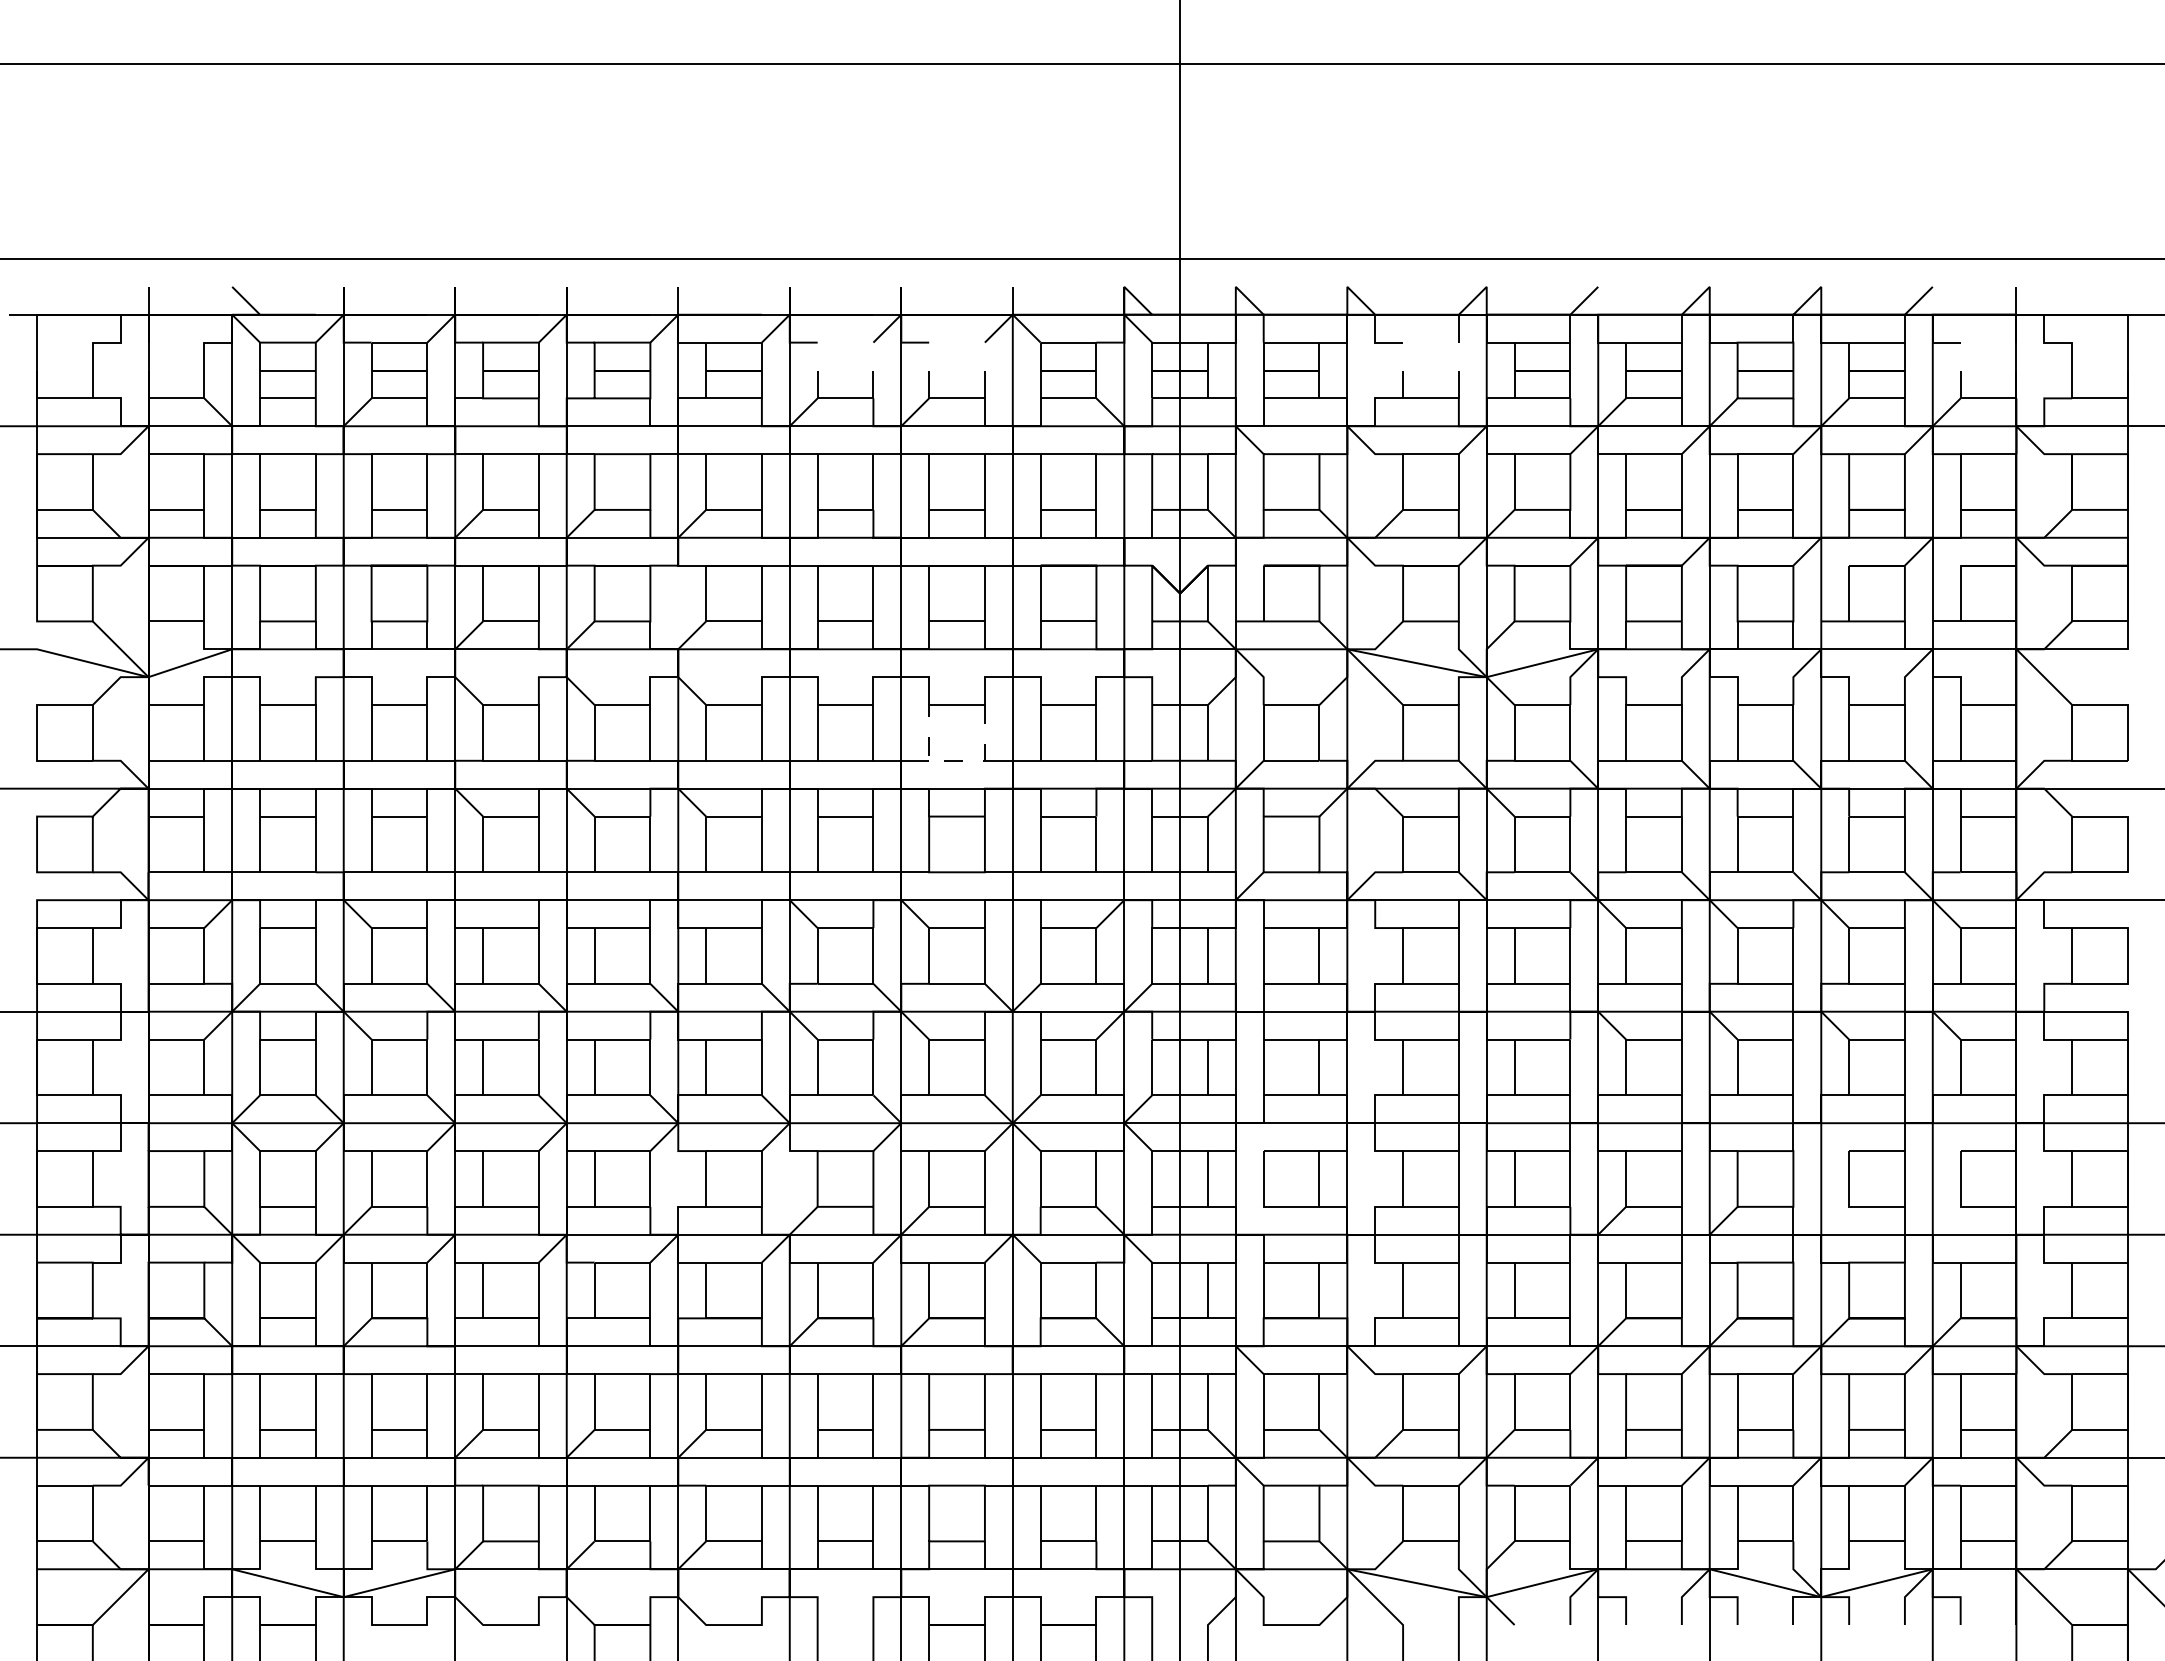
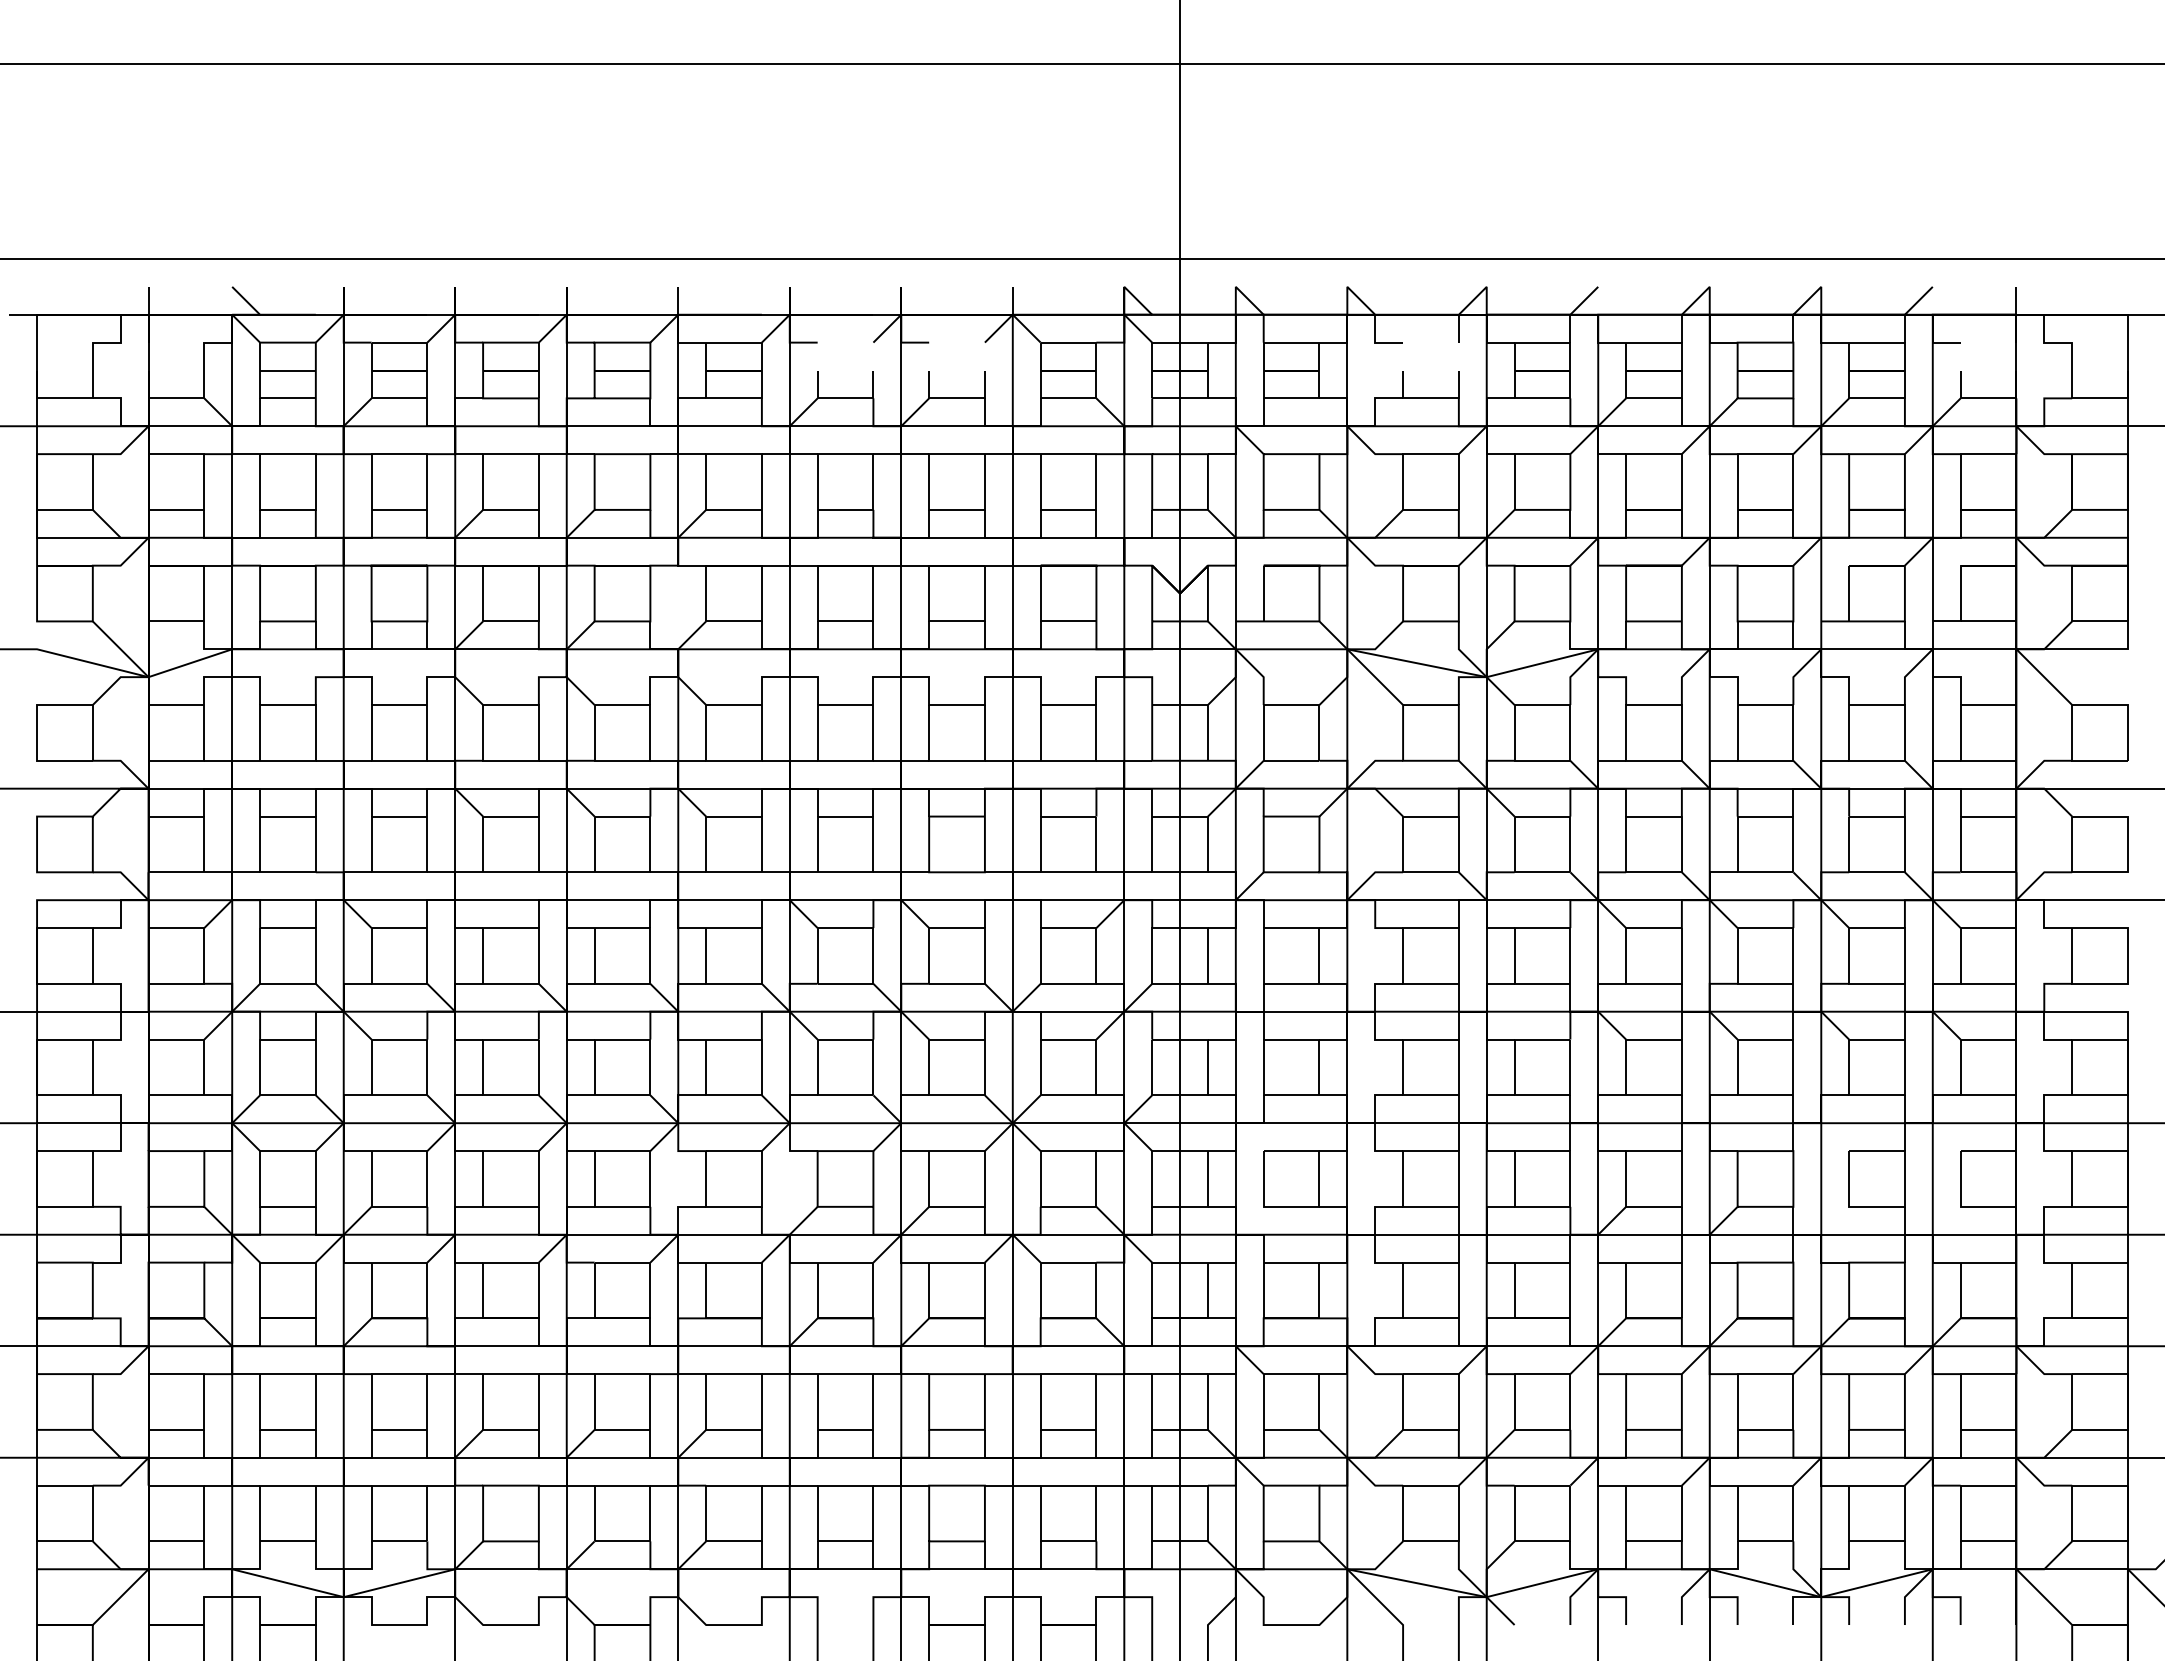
line: dashed -> solid (957, 760)
